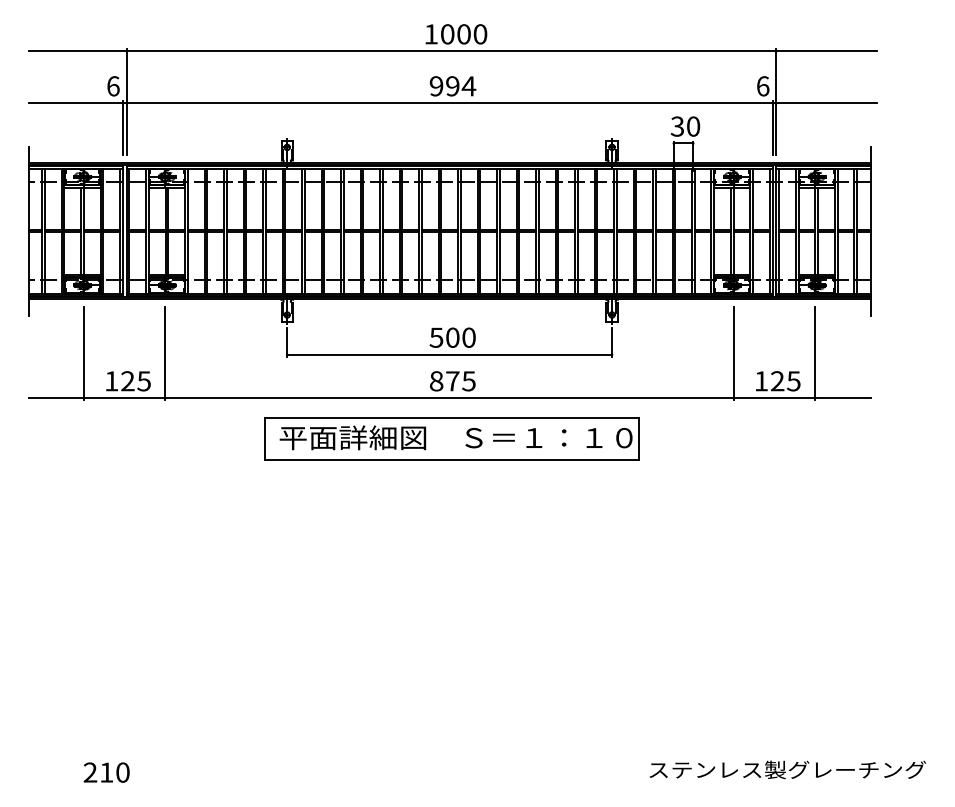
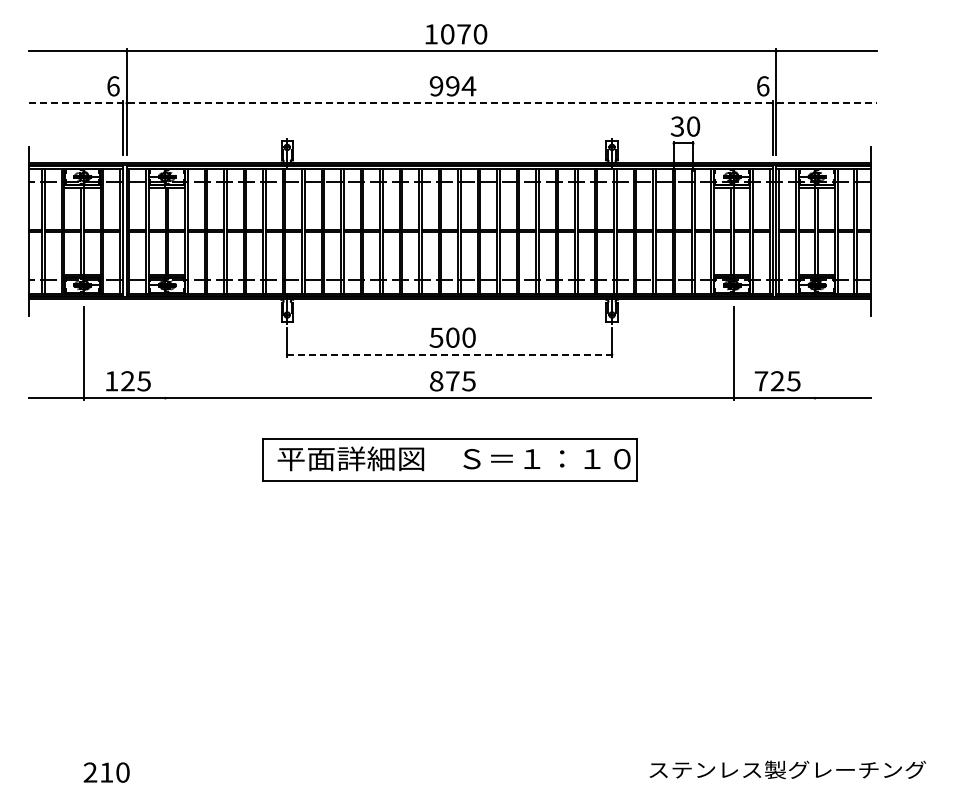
text: 1000 -> 1070 (463, 34)
line: solid -> dashed (452, 103)
line: present -> none (165, 353)
line: present -> none (815, 353)
line: solid -> dashed (450, 354)
text: 125 -> 725 (761, 381)
part position: (451, 438) -> (449, 459) (449, 459)
